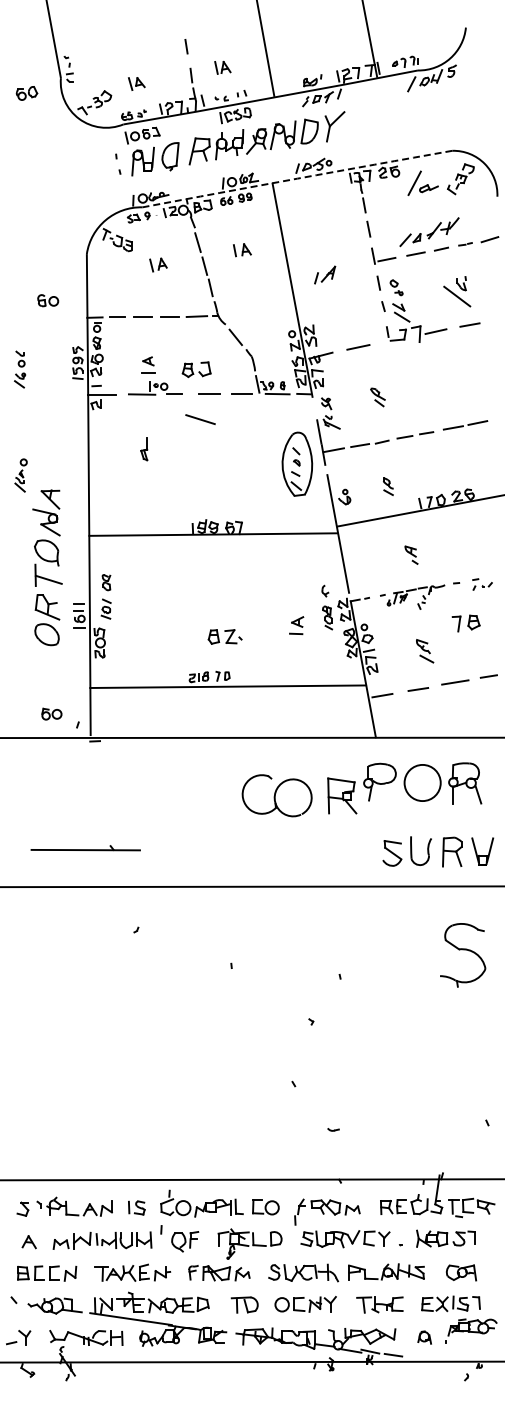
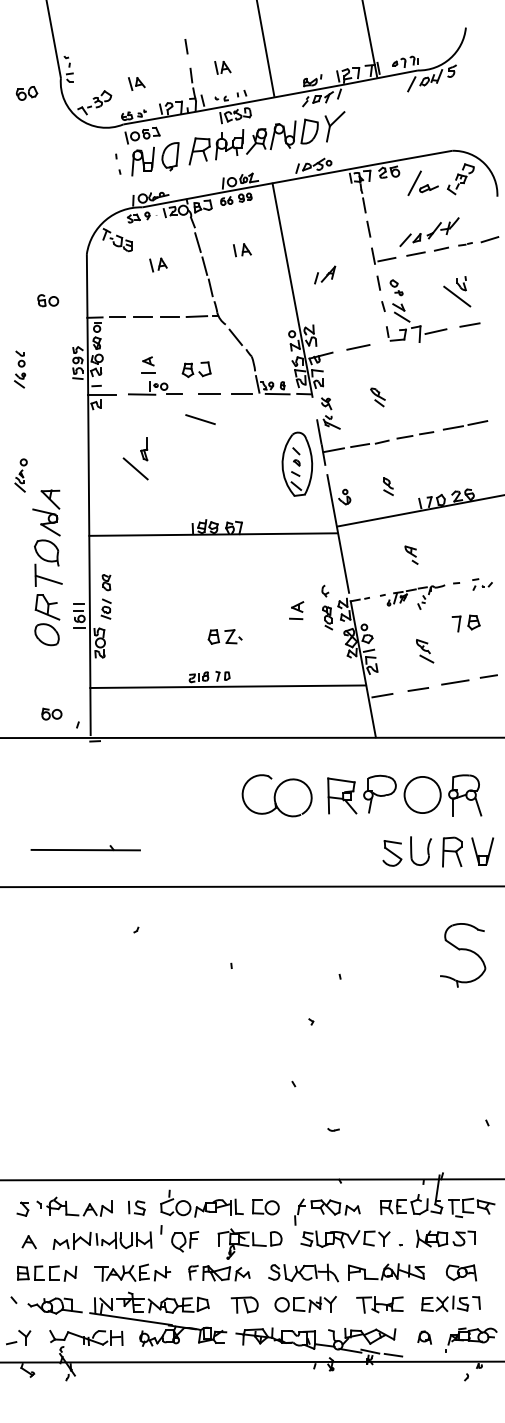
arc: dashed -> solid (297, 178)
line: none -> present (135, 468)
part position: (296, 625) -> (296, 610) (296, 610)
part position: (422, 783) -> (422, 795) (422, 795)
part position: (471, 1330) -> (471, 1339) (471, 1339)
